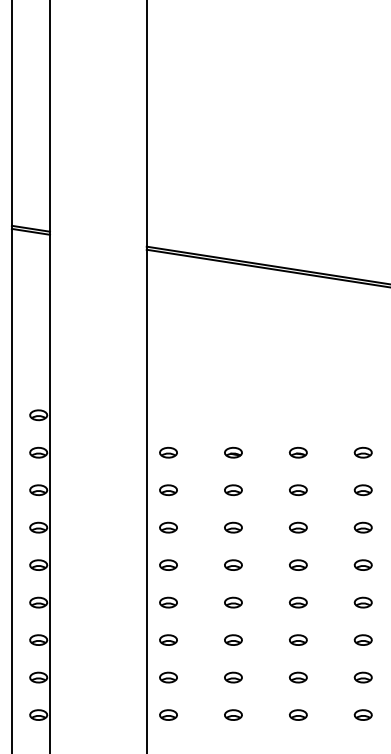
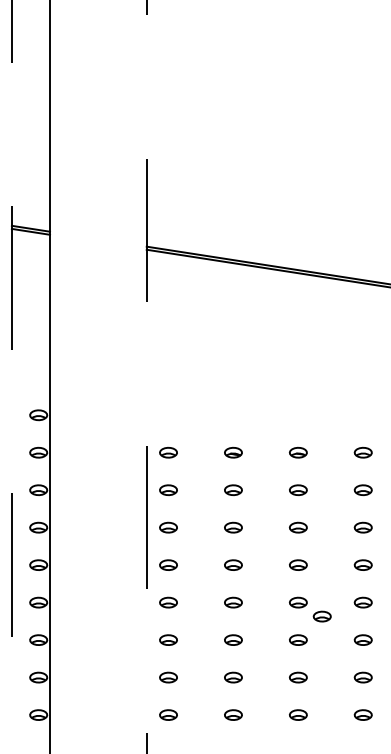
line: solid -> dashed (11, 376)
line: solid -> dashed (146, 376)
part: none -> present (321, 616)
